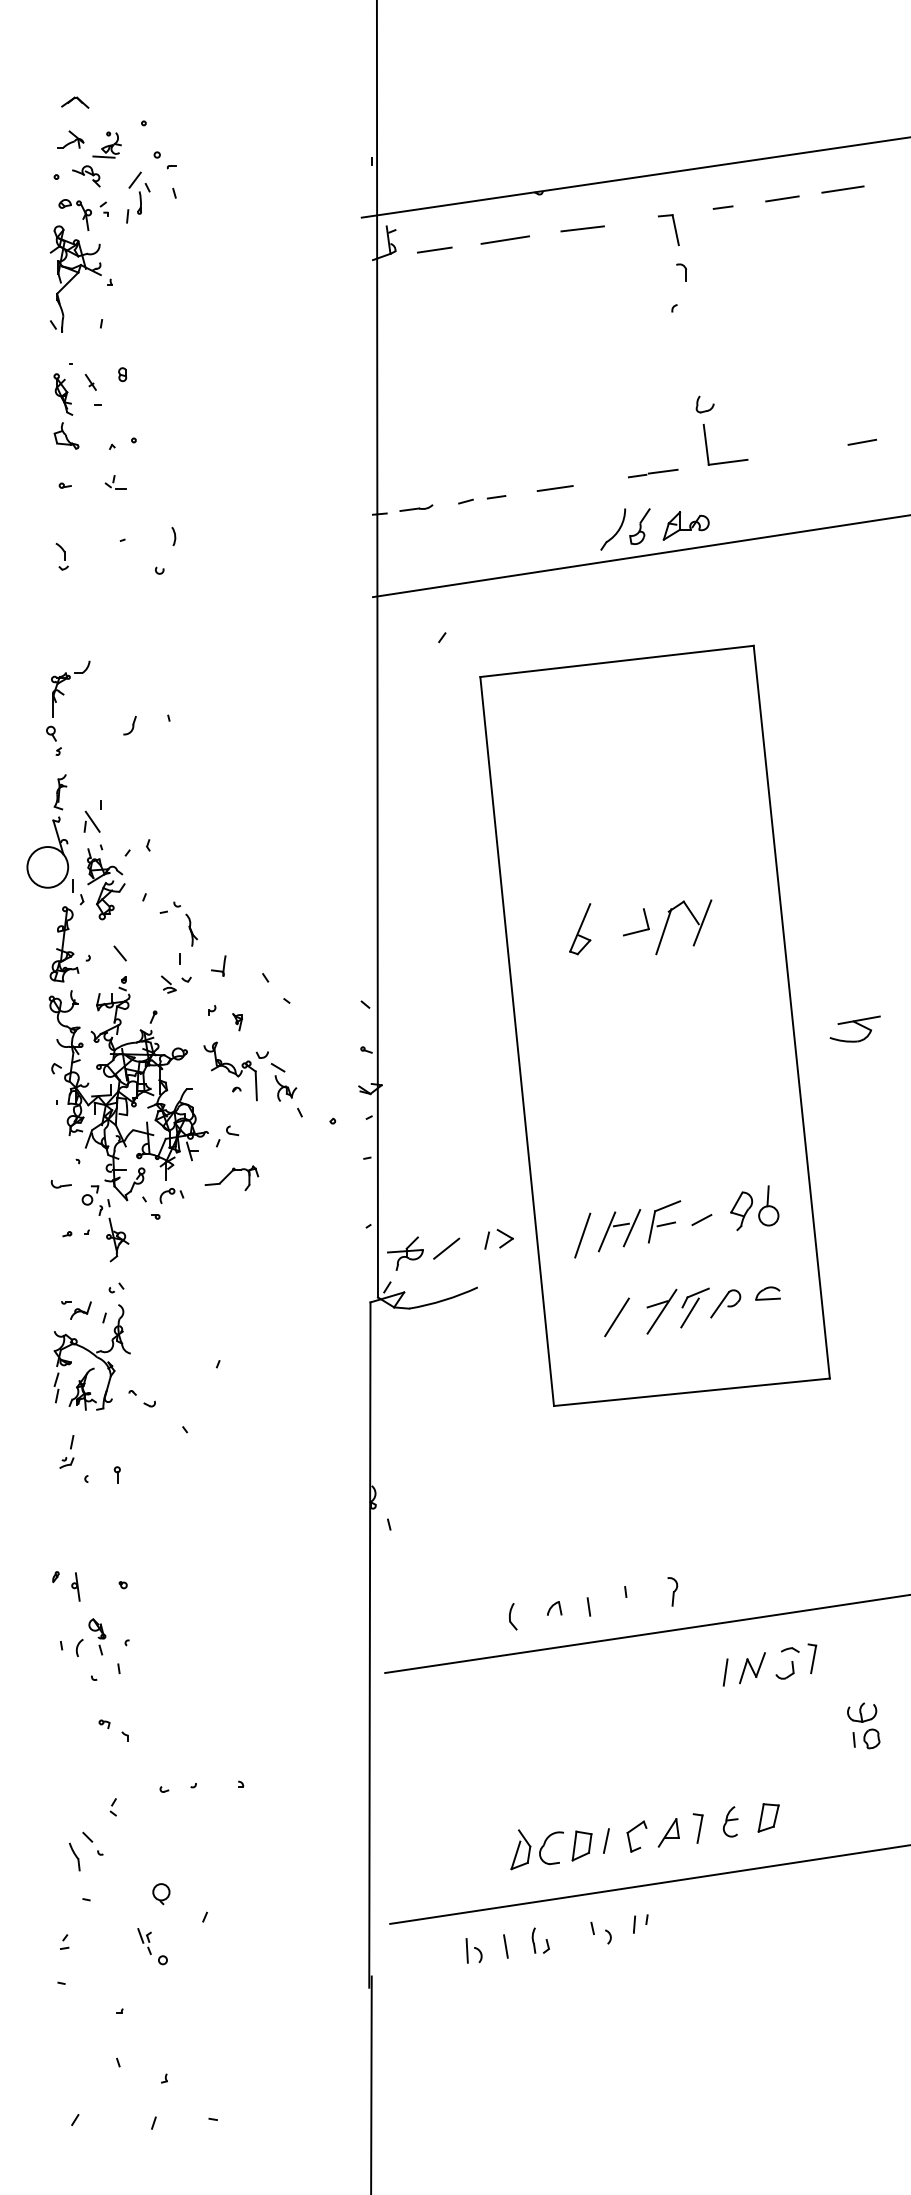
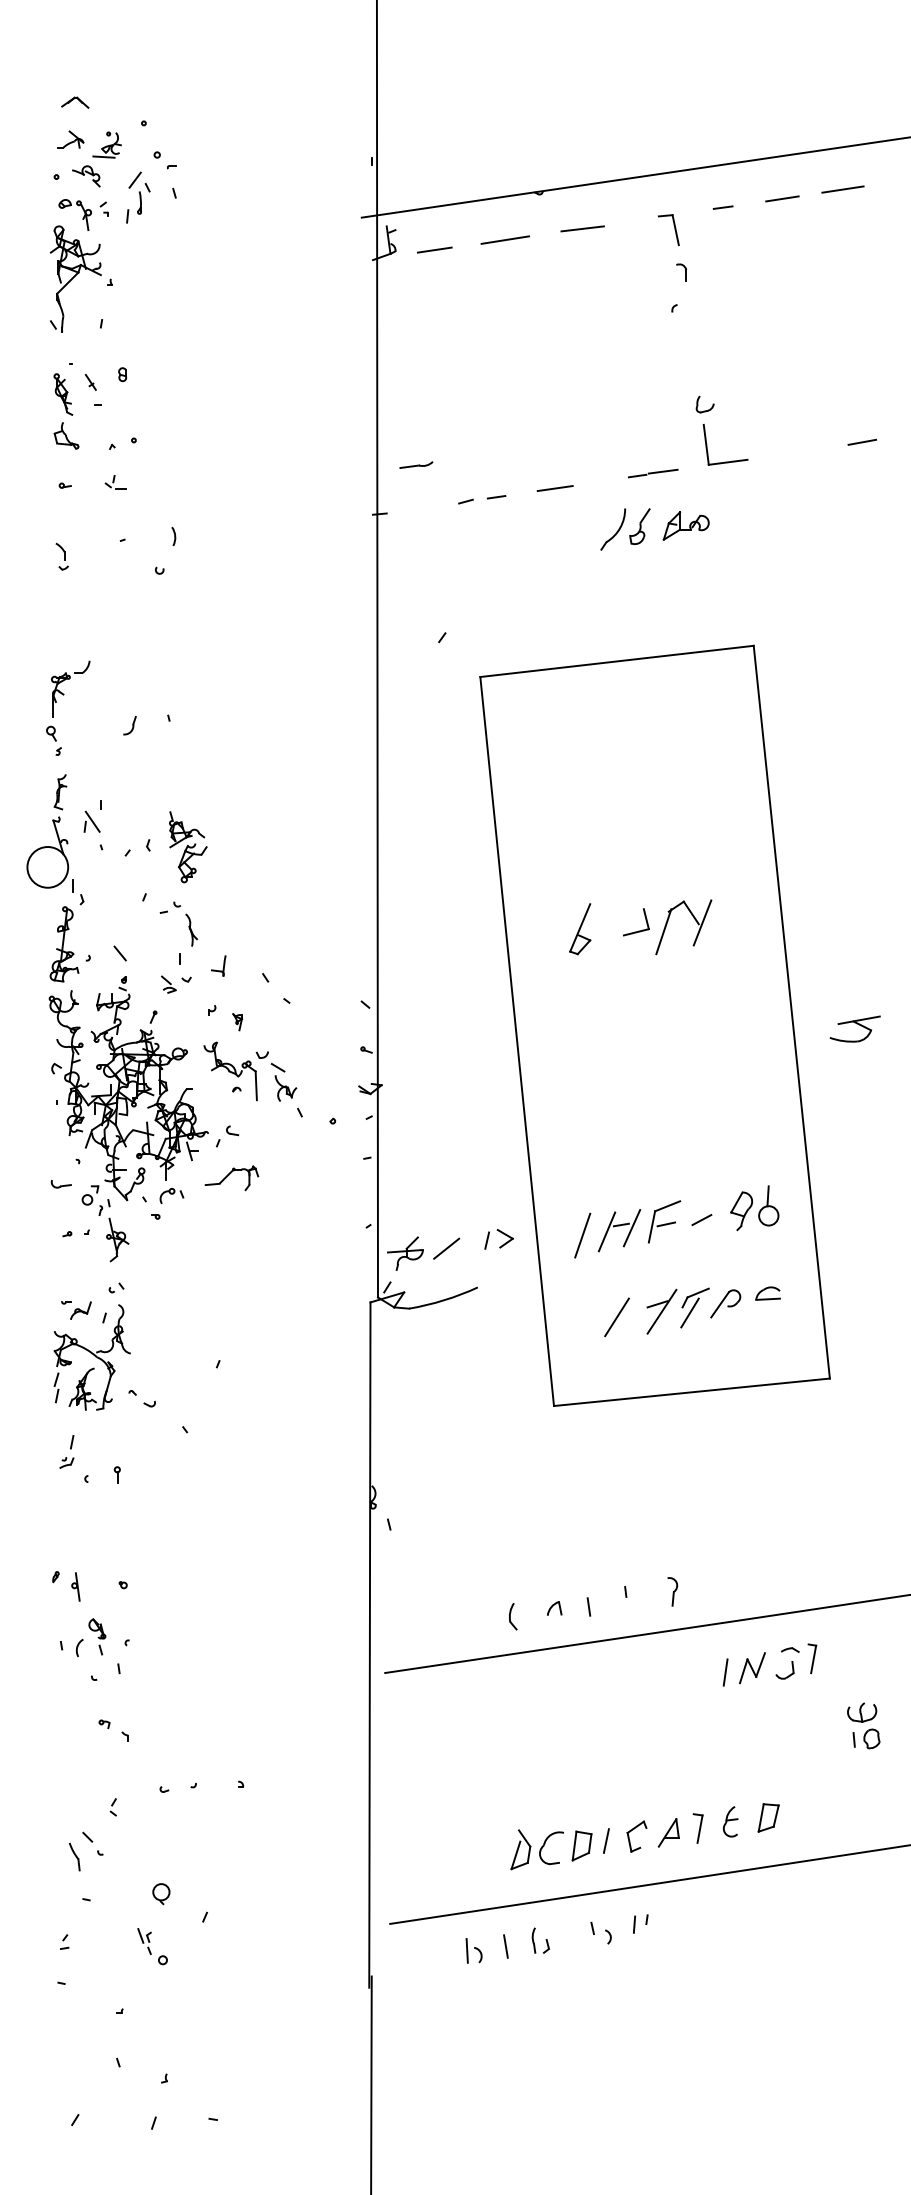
part position: (416, 507) -> (416, 464) (416, 464)
line: present -> none (640, 556)
part position: (106, 884) -> (188, 847) (188, 847)
